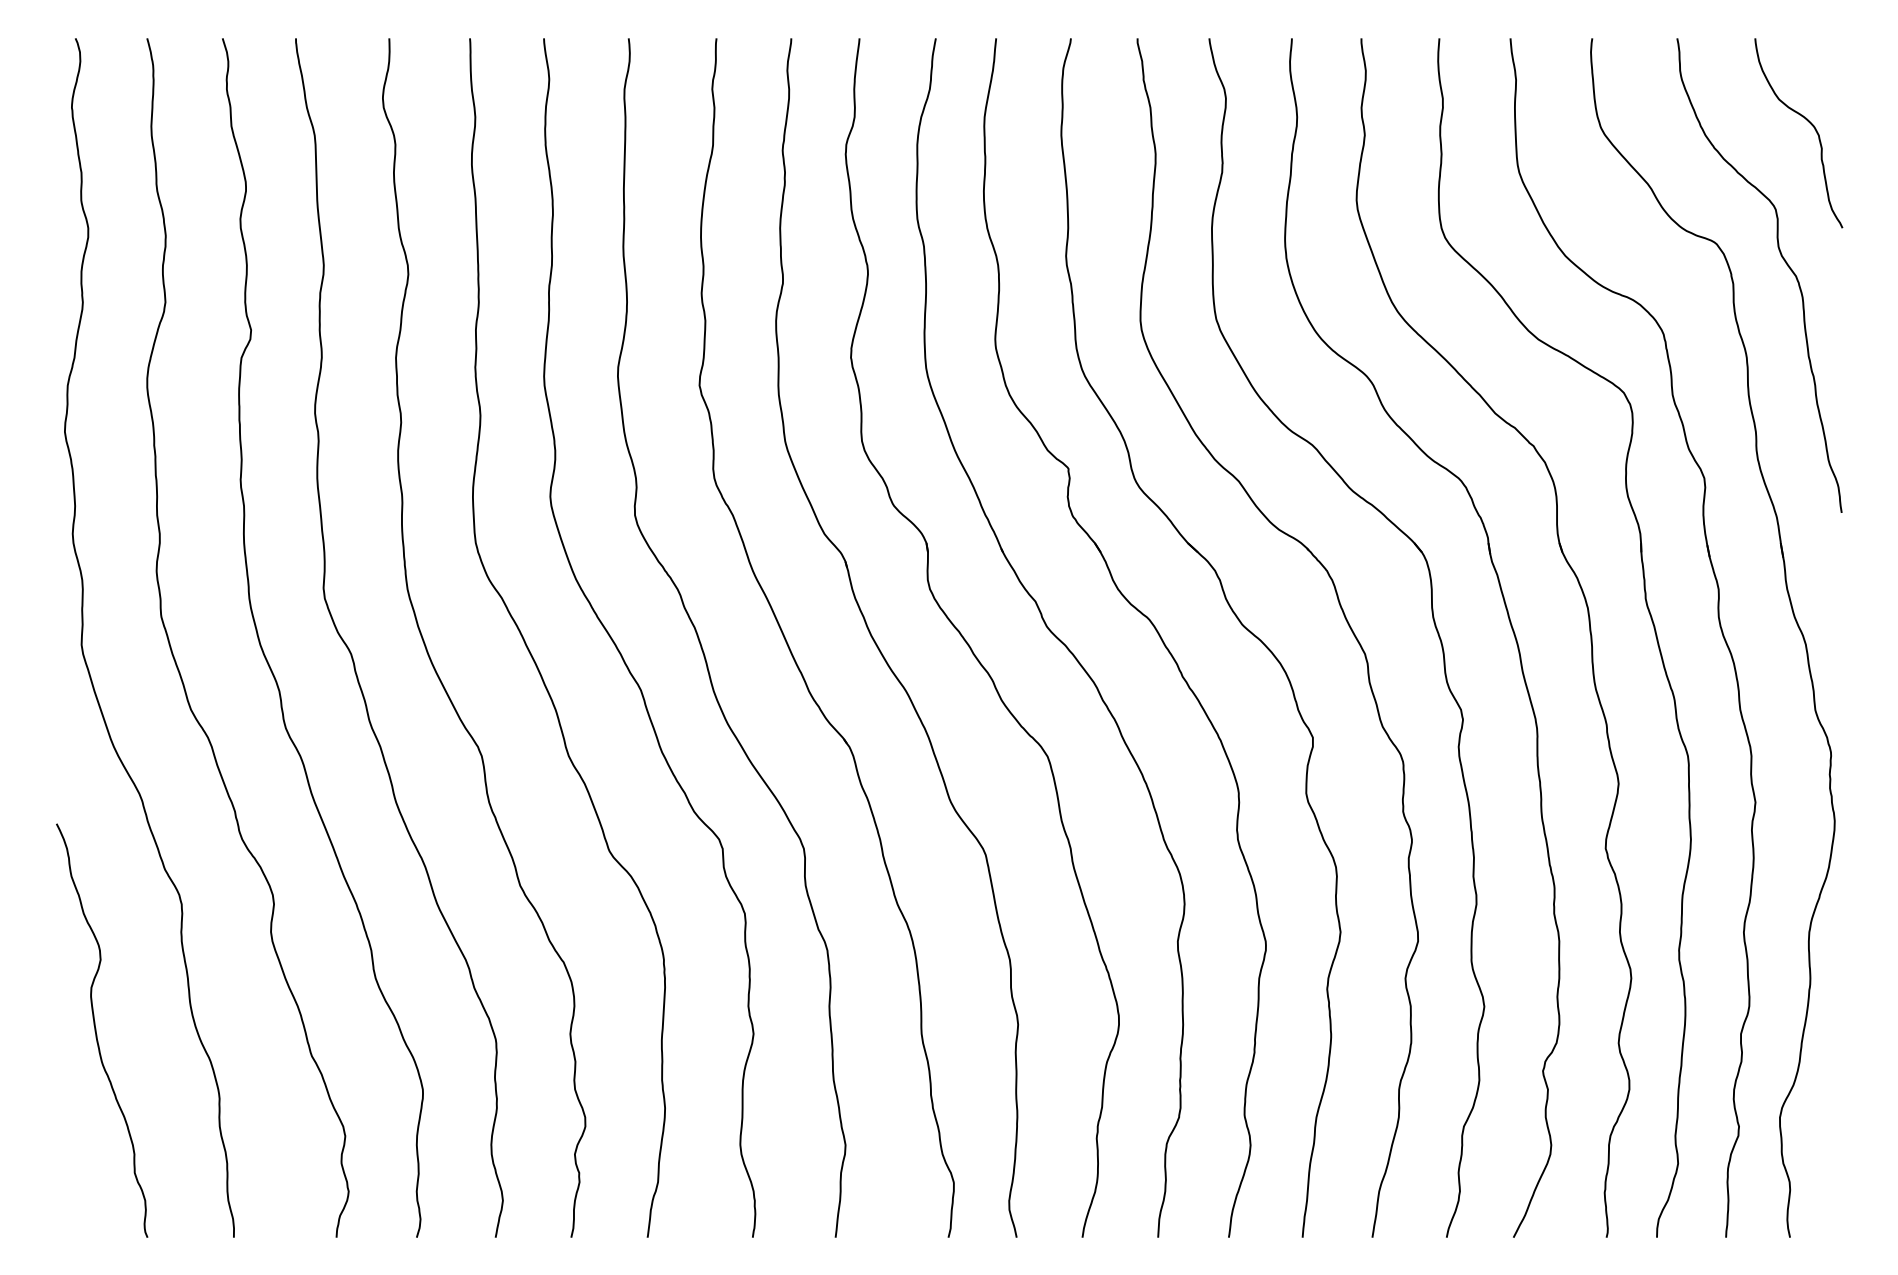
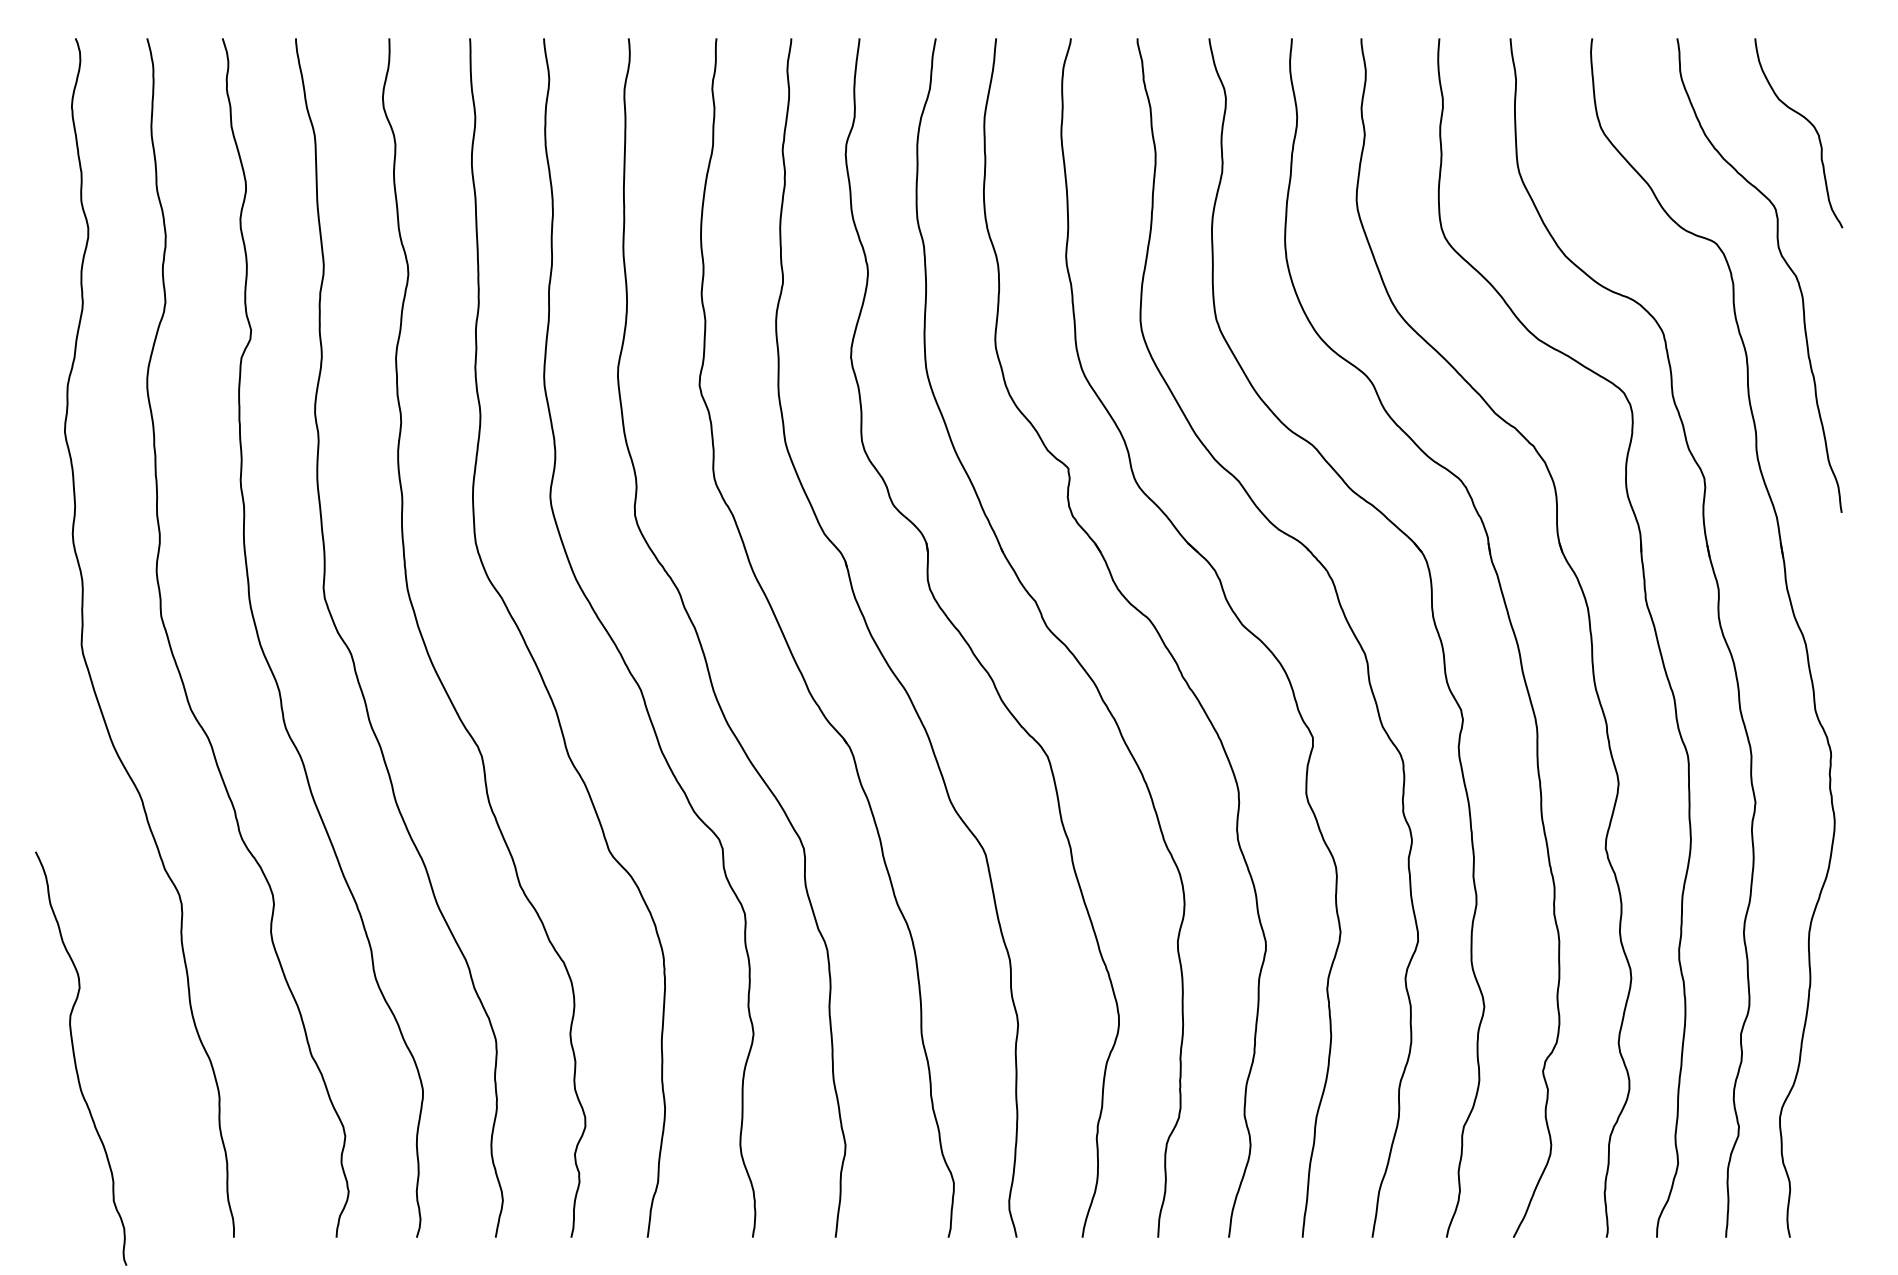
curve position: (96, 1030) -> (75, 1058) (75, 1058)
